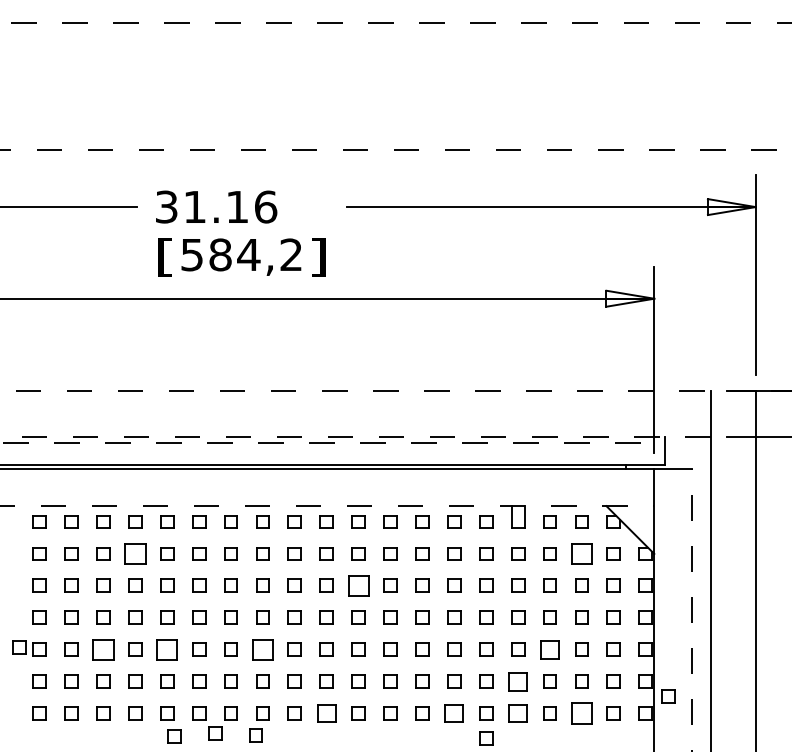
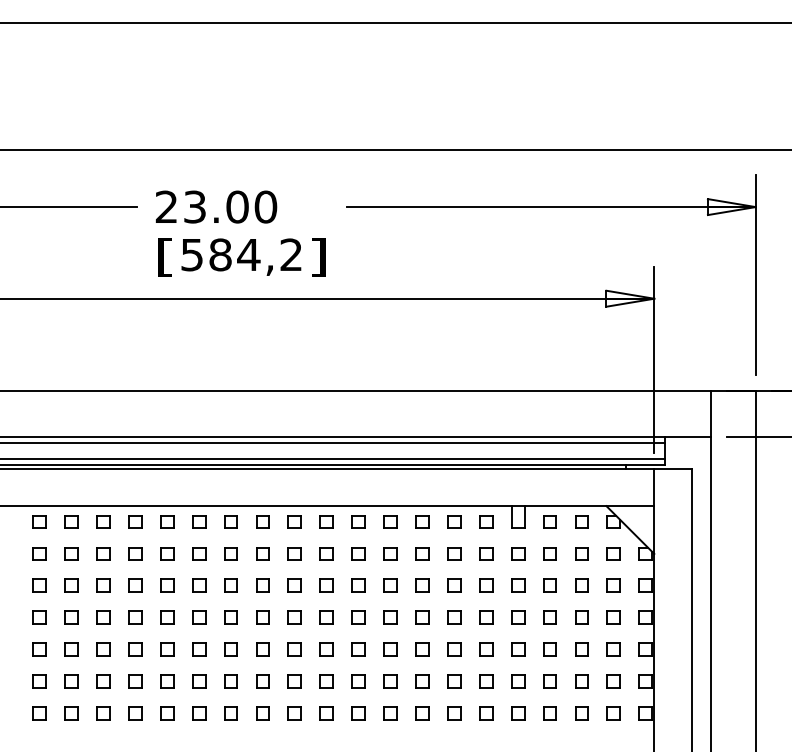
line: dashed -> solid (396, 22)
line: dashed -> solid (396, 150)
text: 31.16 -> 23.00 (216, 206)
line: dashed -> solid (377, 391)
line: dashed -> solid (354, 436)
line: dashed -> solid (333, 442)
line: none -> present (333, 458)
line: dashed -> solid (327, 506)
part size: 23x22 px -> 15x14 px (135, 553)
part size: 22x22 px -> 14x14 px (581, 553)
part size: 22x22 px -> 15x15 px (358, 585)
line: dashed -> solid (691, 609)
part: present -> none (19, 647)
part size: 23x22 px -> 15x15 px (103, 649)
part size: 22x22 px -> 15x15 px (167, 649)
part size: 22x22 px -> 14x15 px (262, 649)
part size: 20x20 px -> 14x15 px (549, 649)
part size: 20x20 px -> 15x15 px (518, 681)
part: present -> none (668, 696)
part size: 20x19 px -> 15x15 px (326, 713)
part size: 20x19 px -> 15x15 px (454, 713)
part size: 20x19 px -> 15x15 px (518, 713)
part size: 22x23 px -> 14x15 px (581, 713)
part: present -> none (215, 733)
part: present -> none (255, 735)
part: present -> none (174, 736)
part: present -> none (486, 738)
